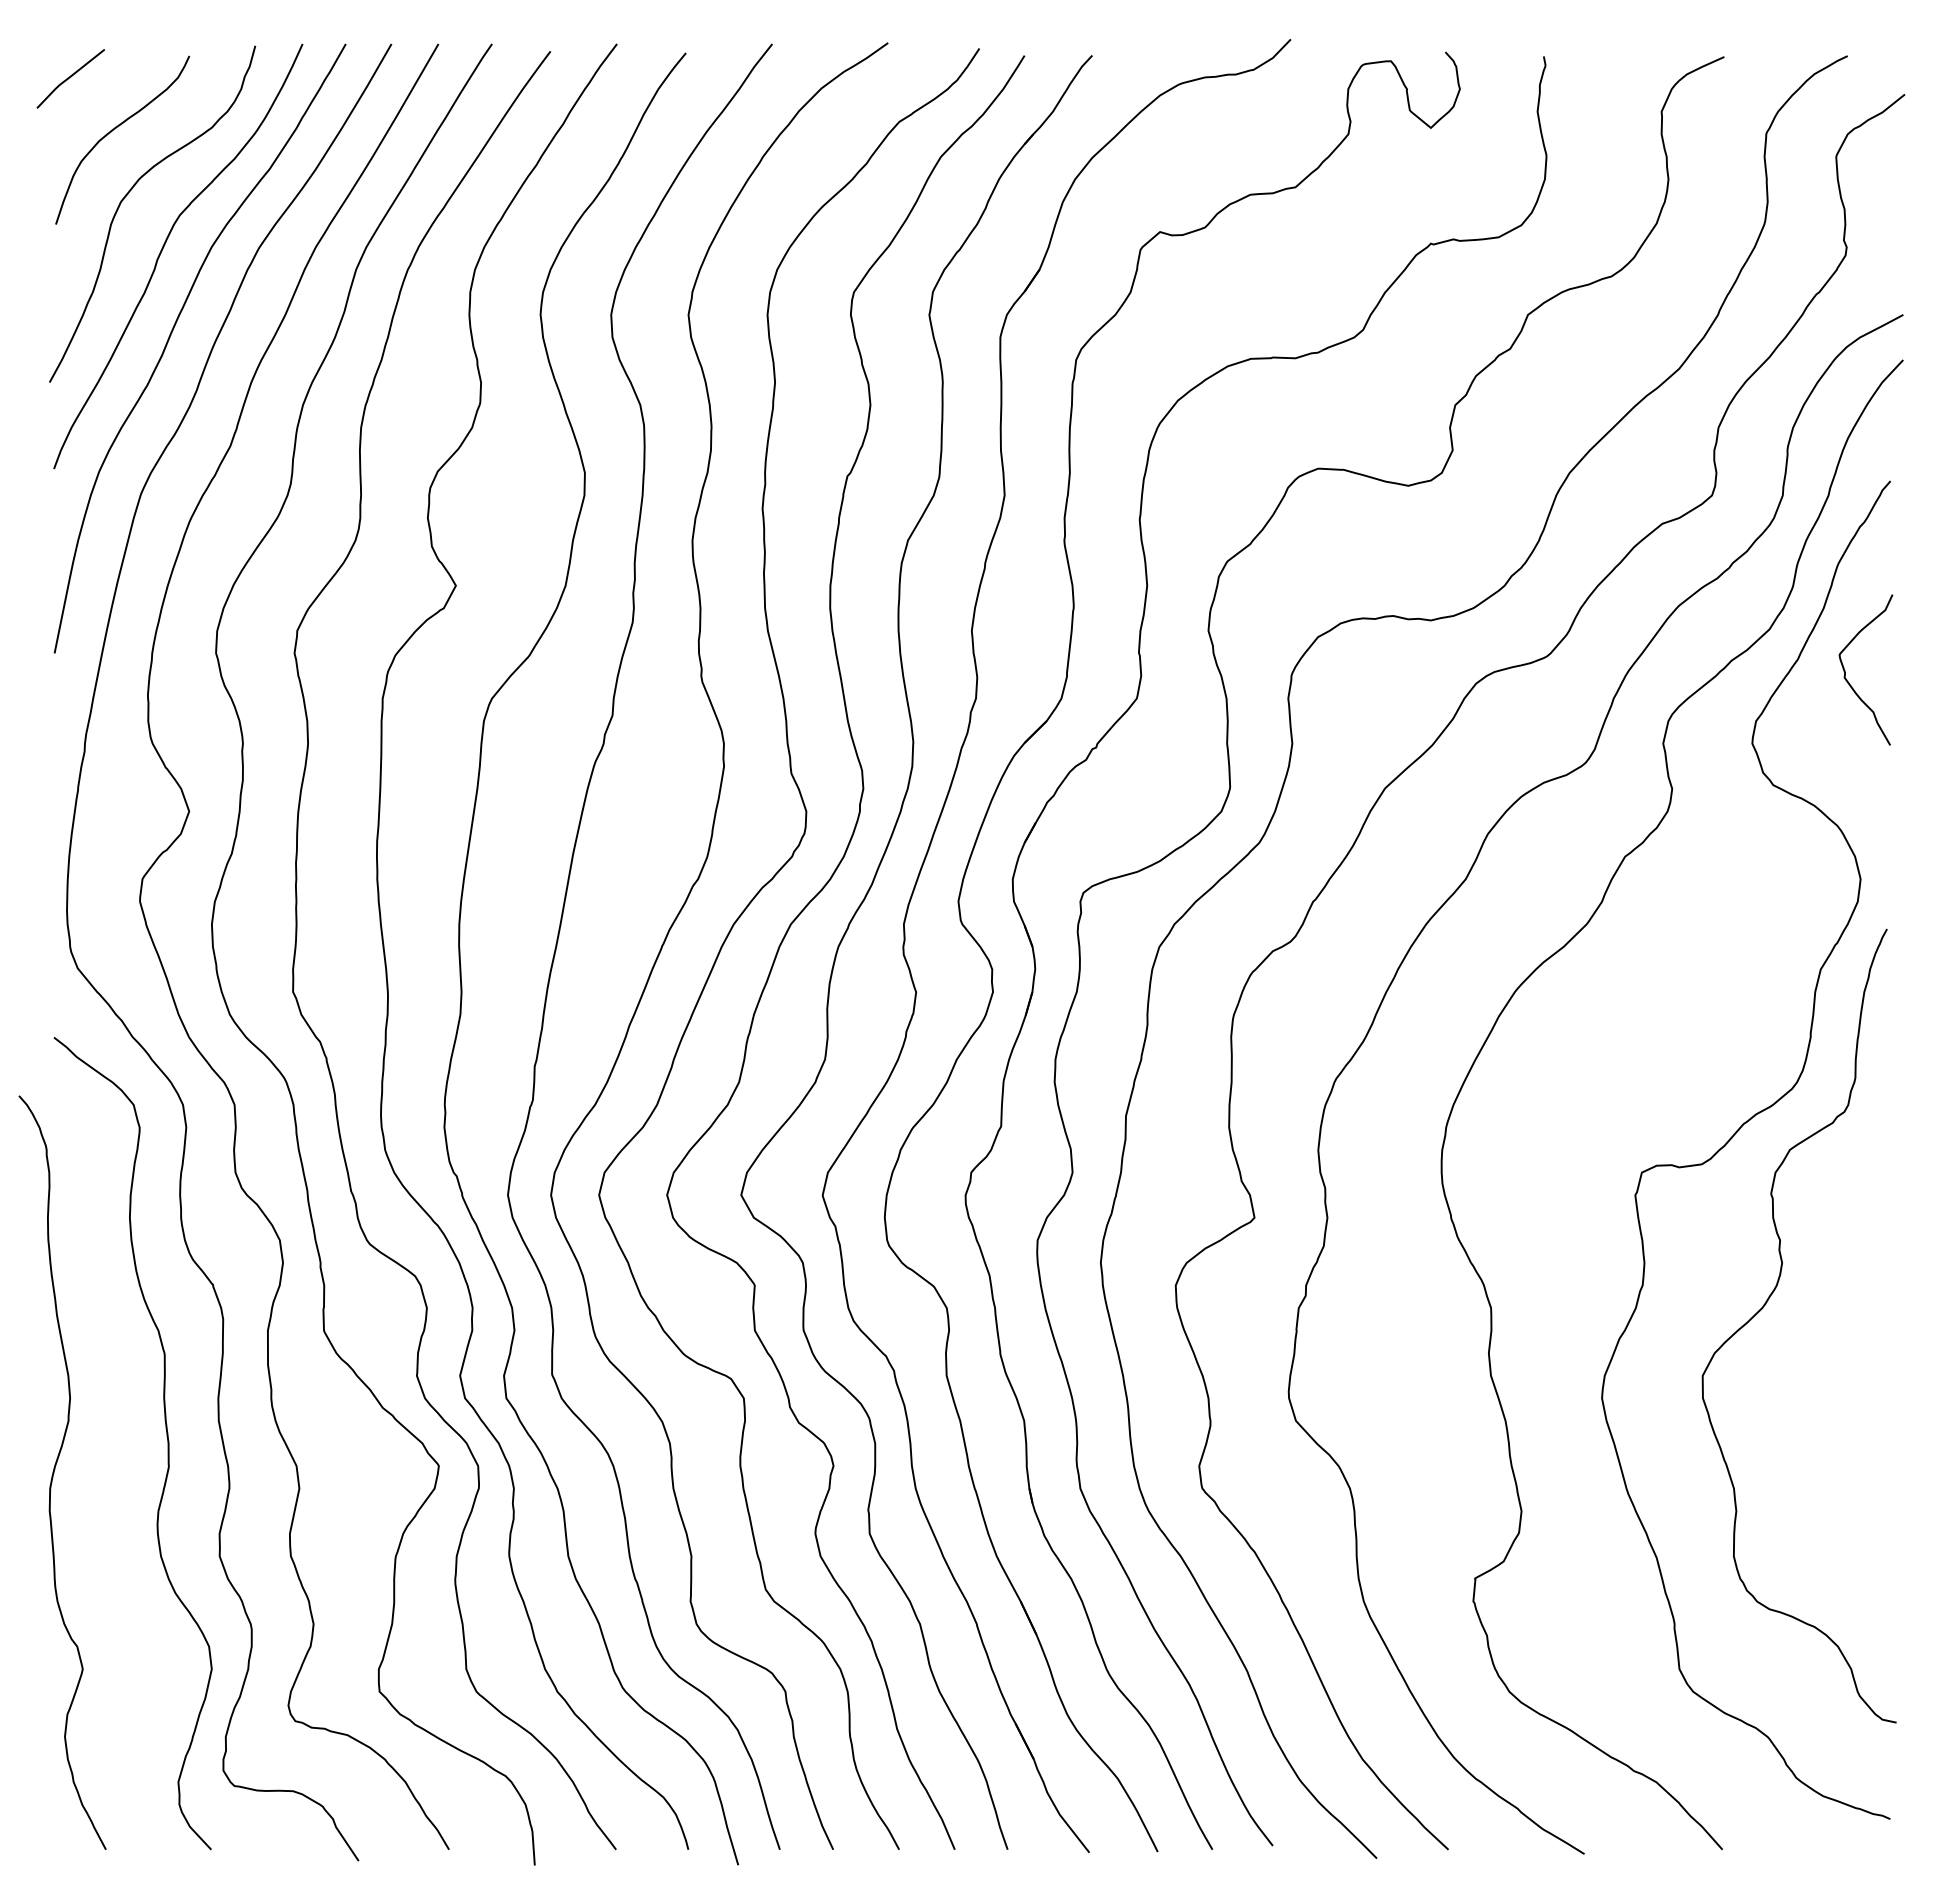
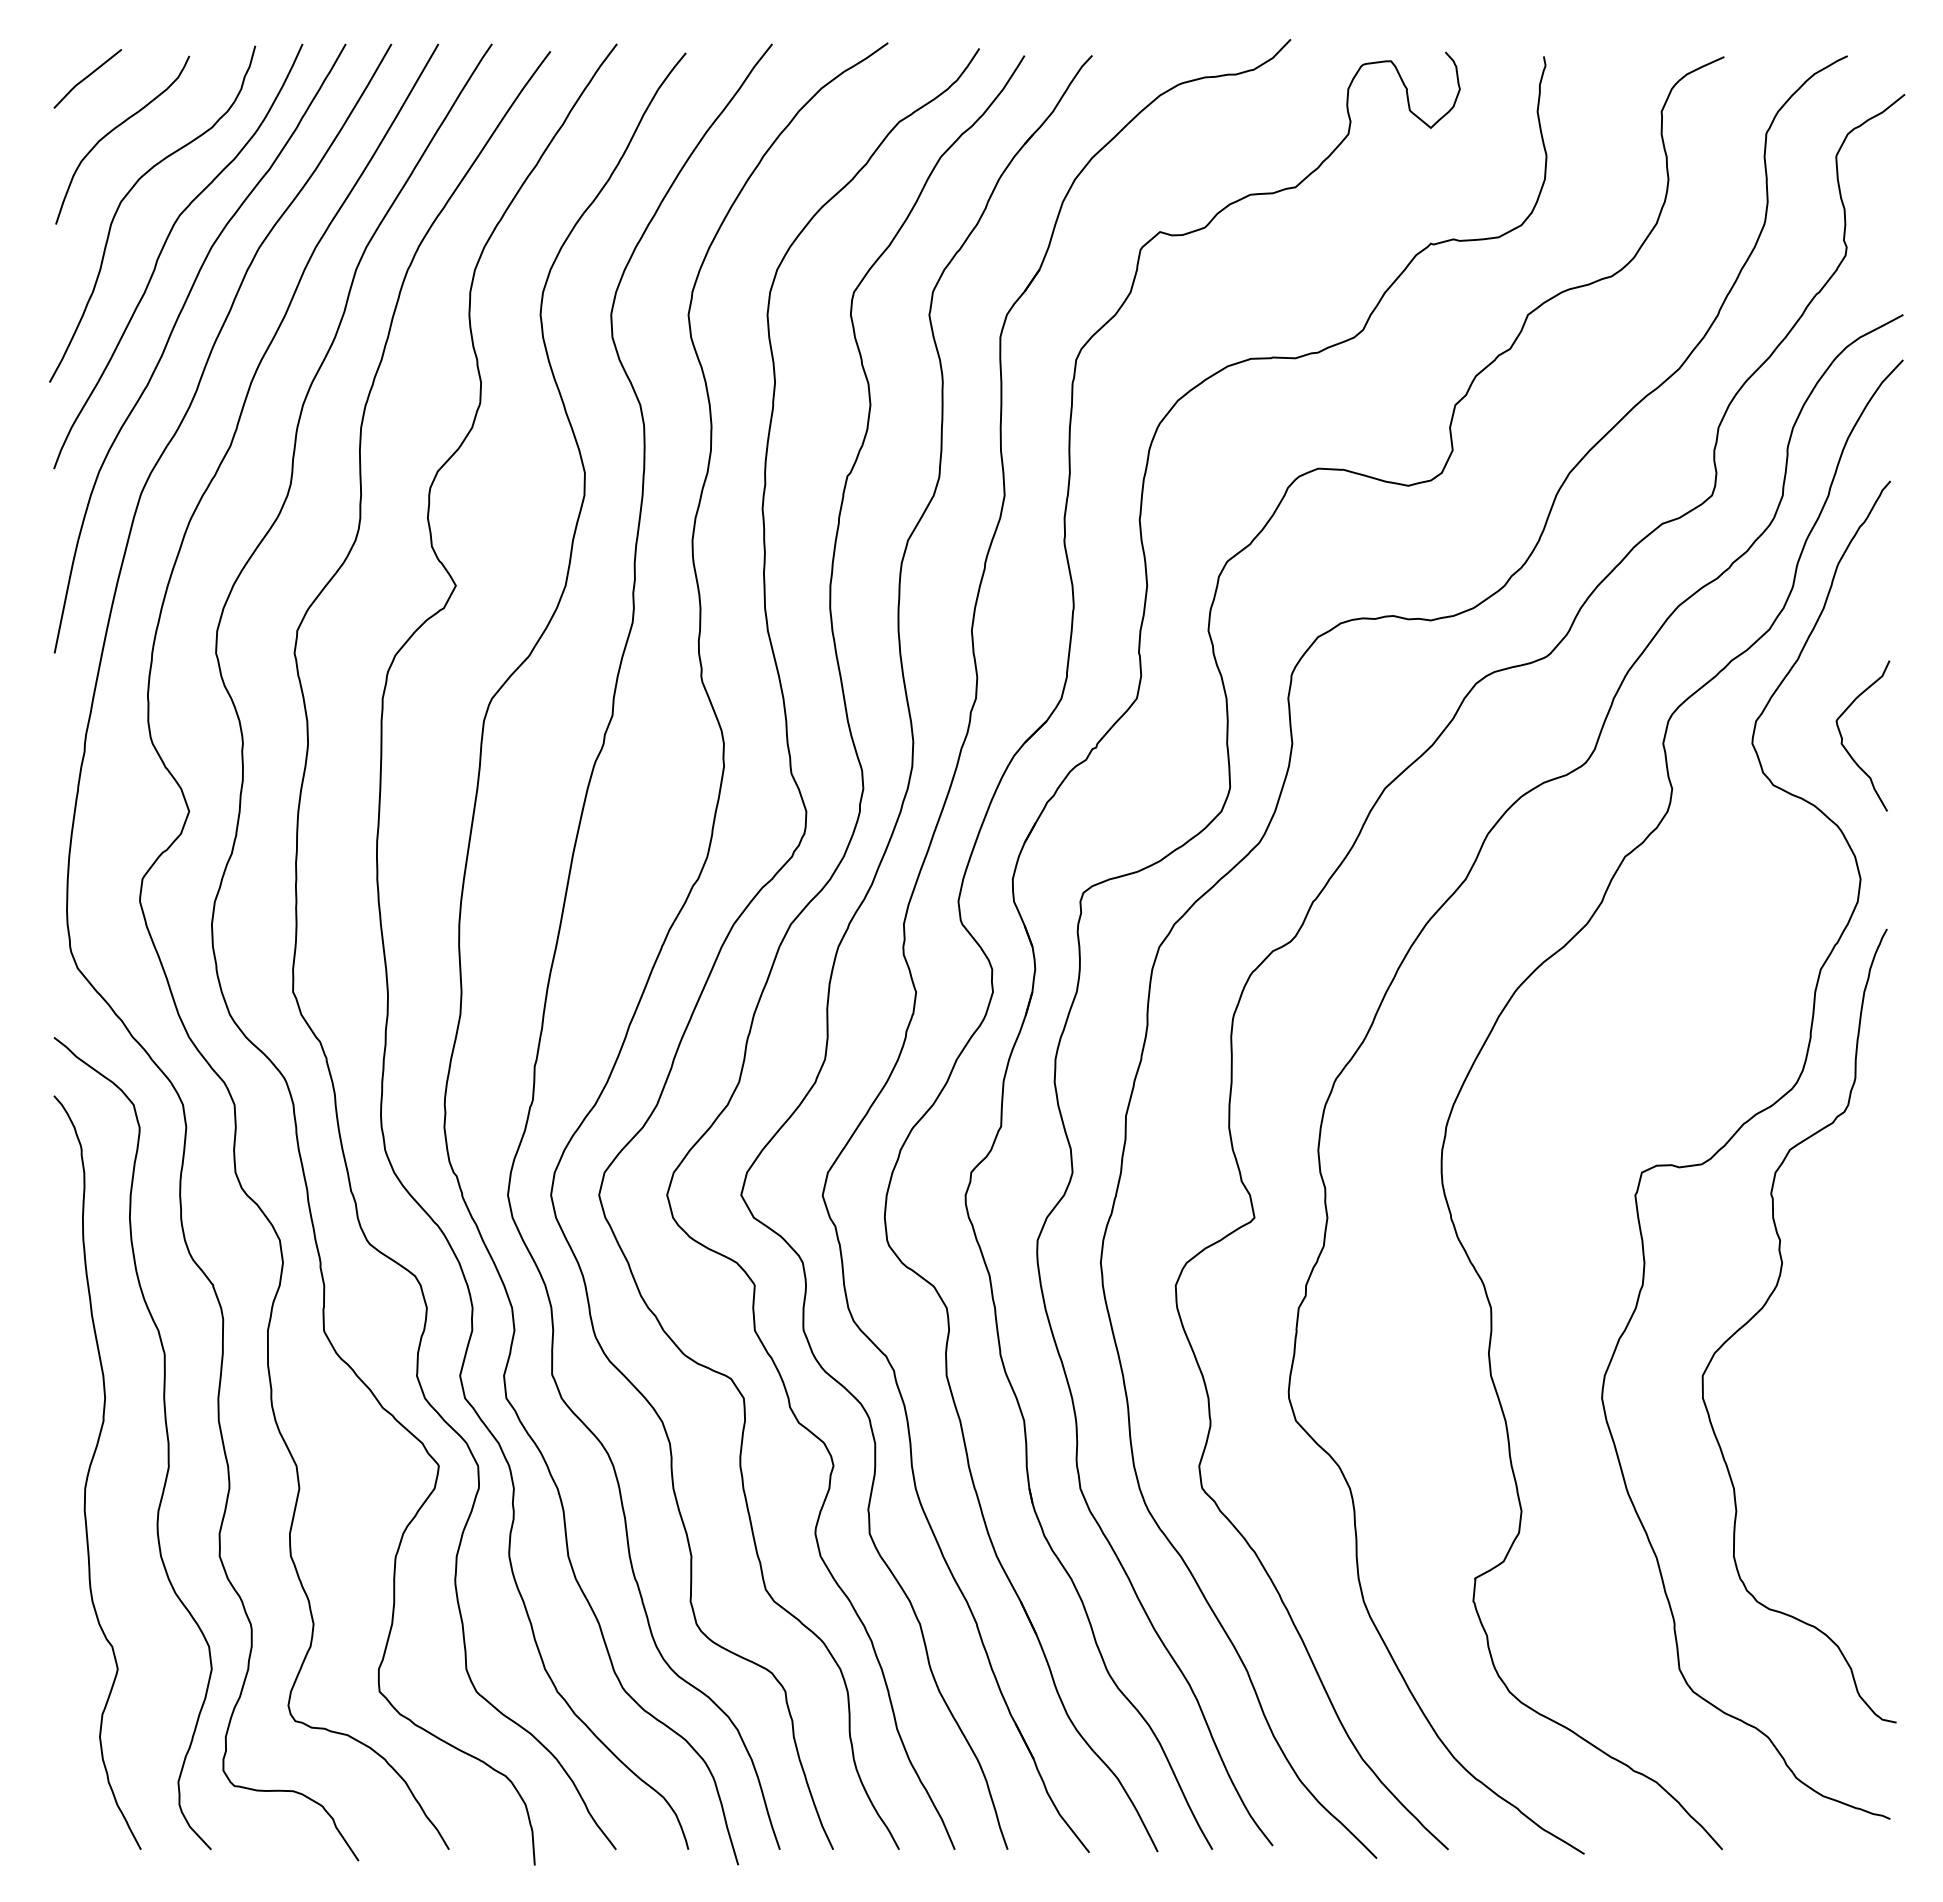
line position: (70, 77) -> (87, 77) (87, 77)
curve position: (1845, 670) -> (1842, 736) (1842, 736)
curve position: (55, 1469) -> (90, 1469) (90, 1469)
